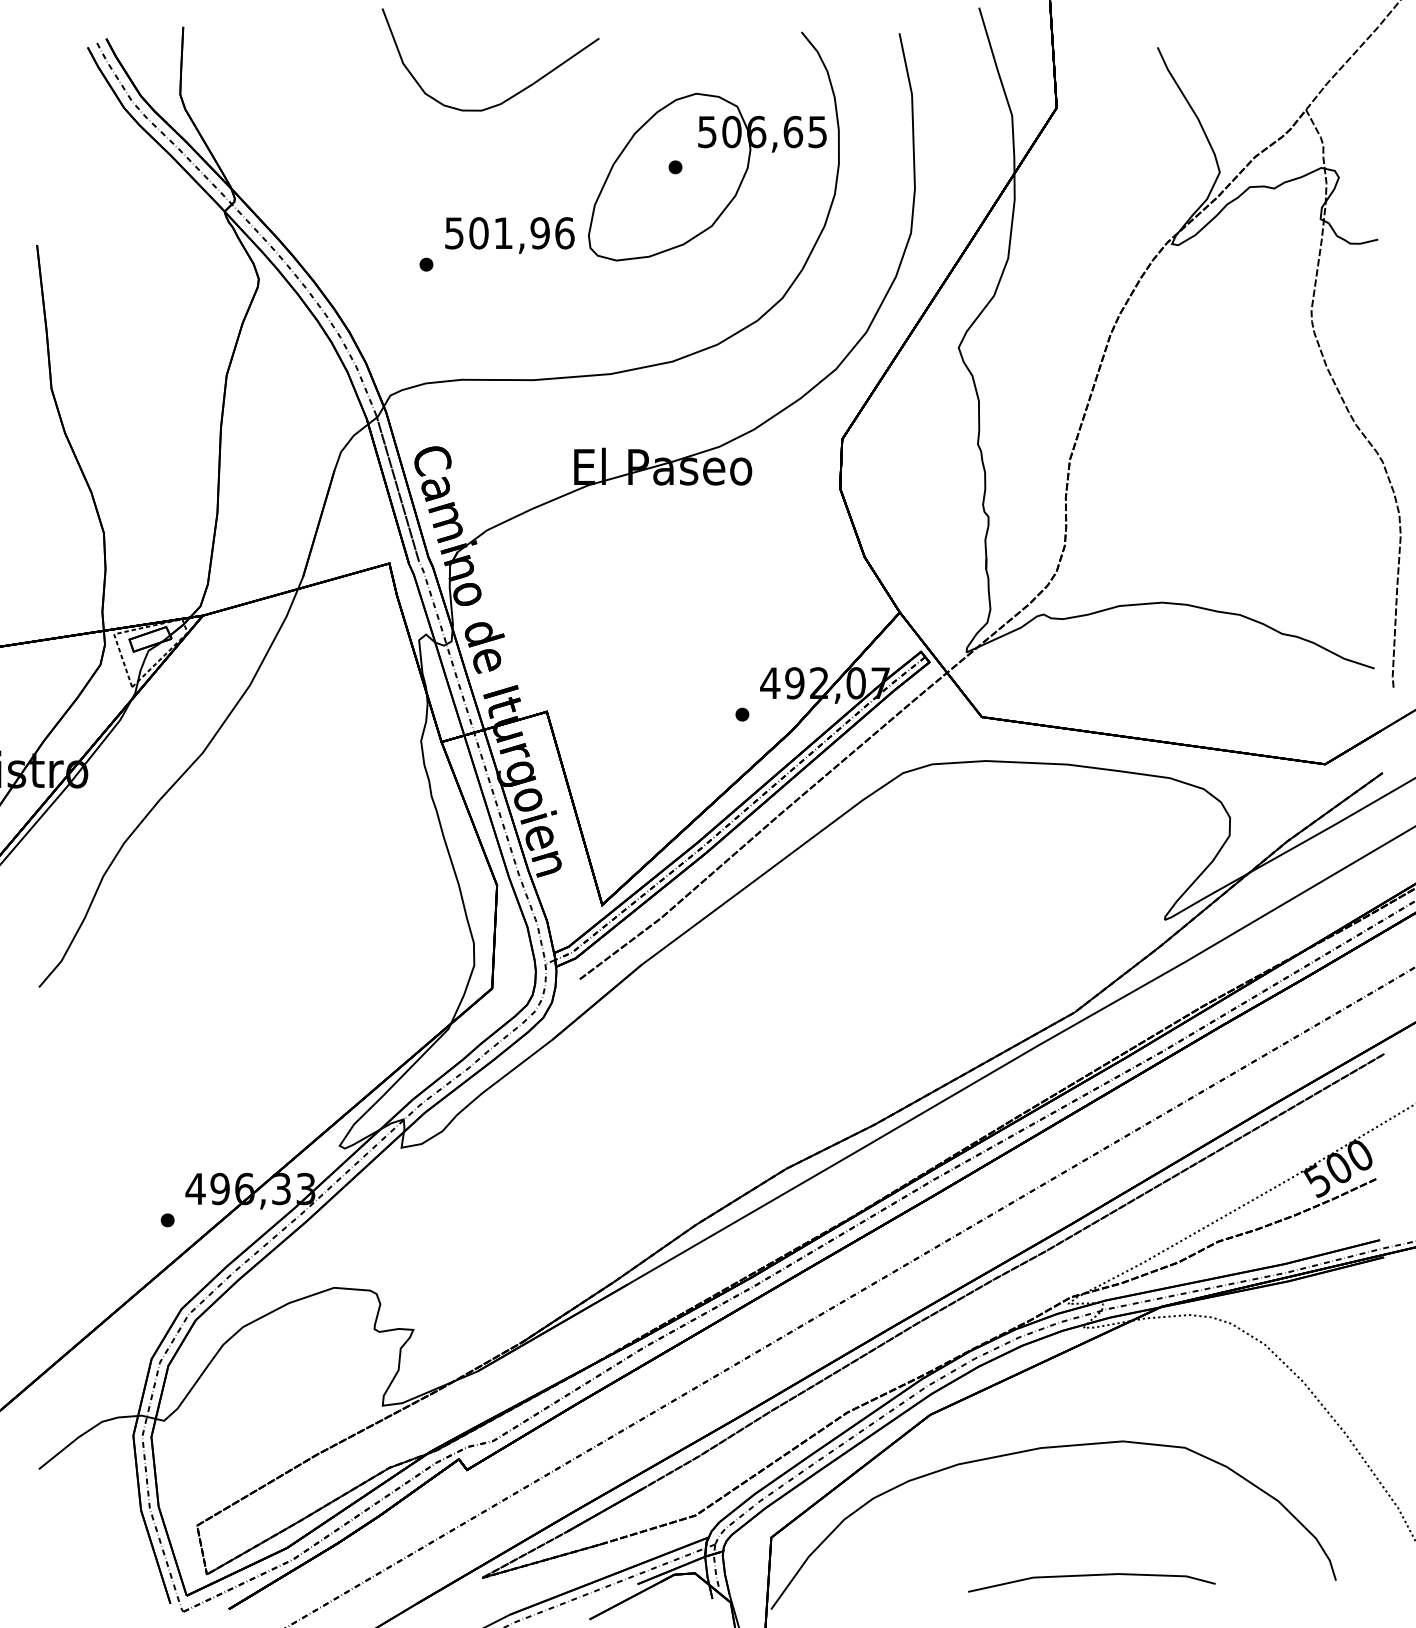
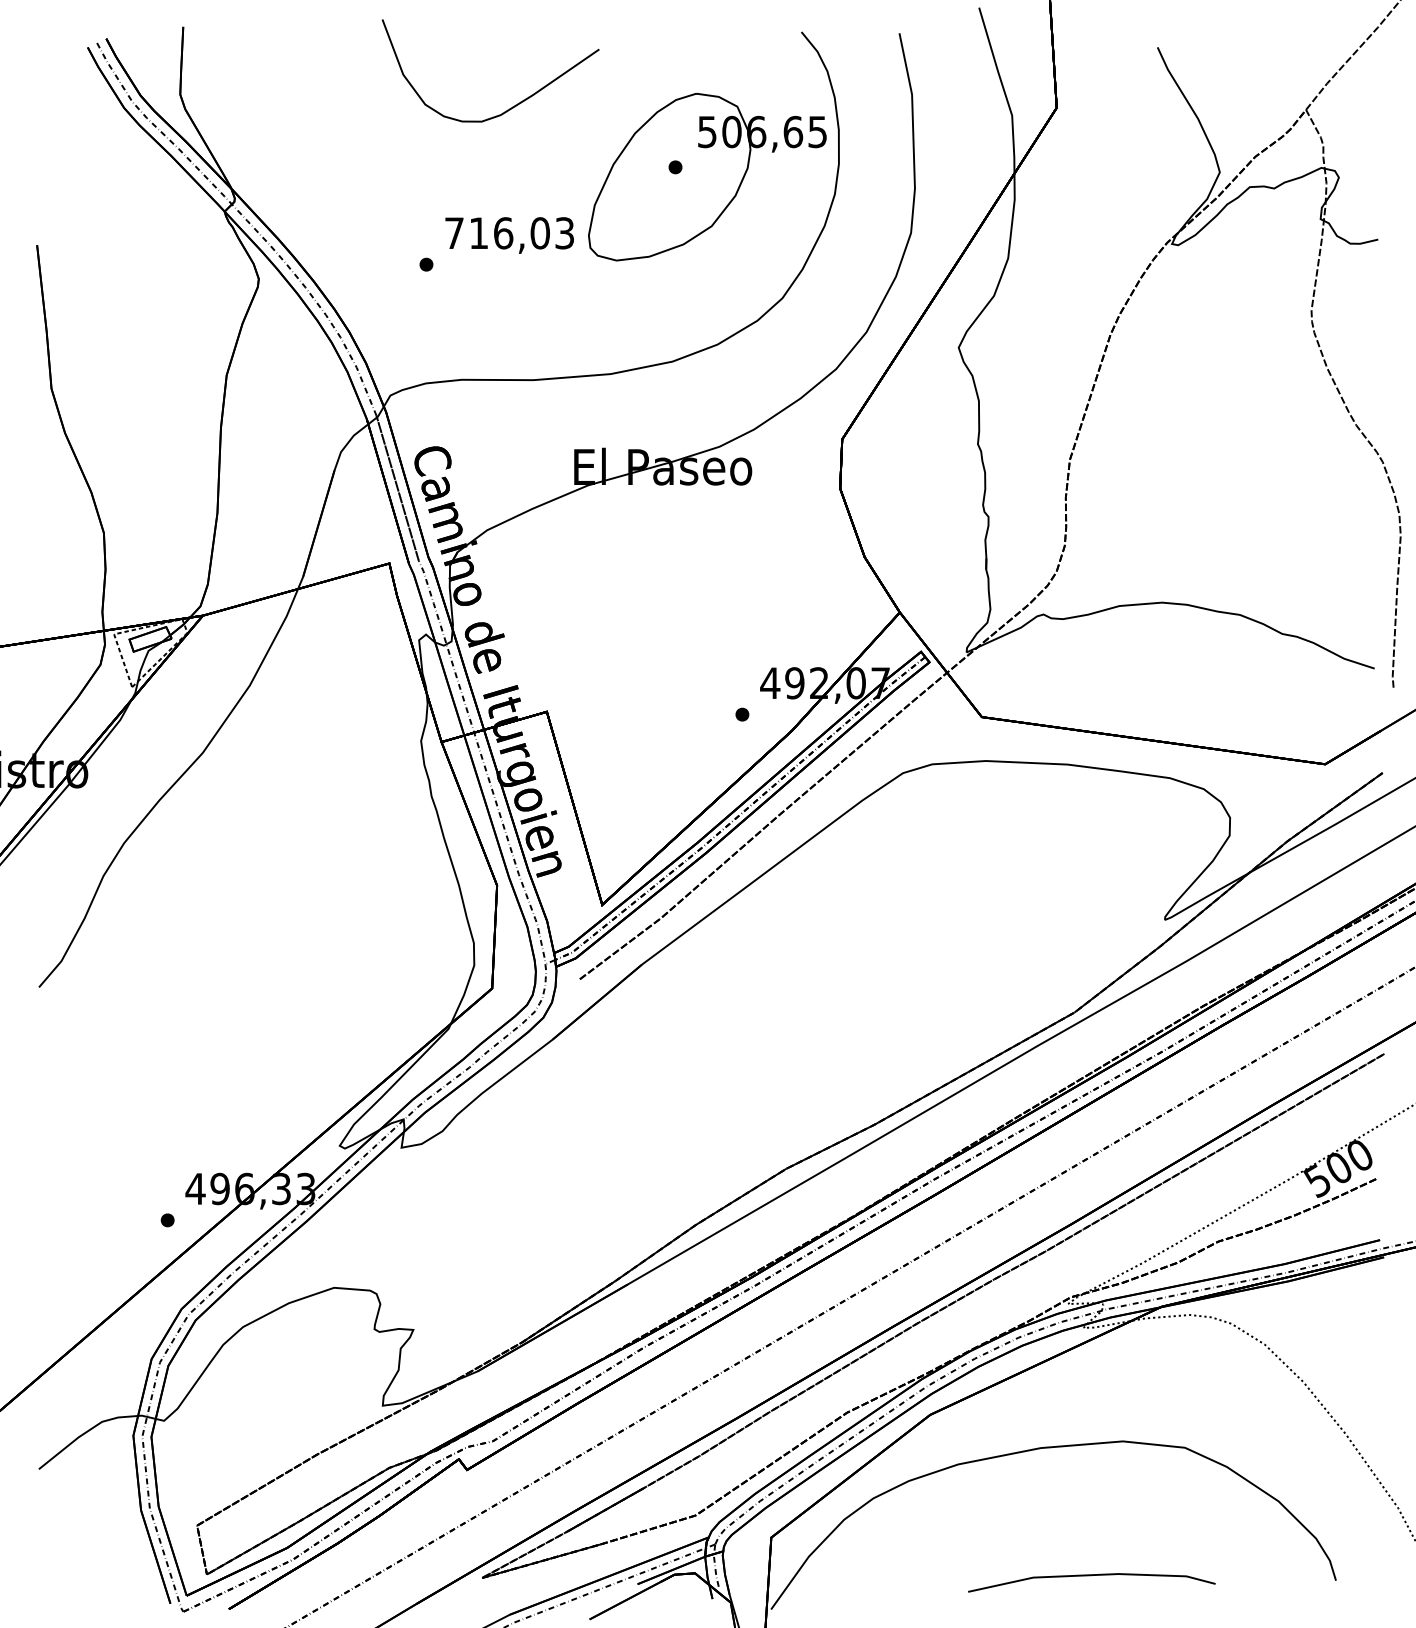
curve position: (512, 95) -> (512, 106) (512, 106)
text: 501,96 -> 716,03 (509, 233)
